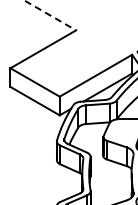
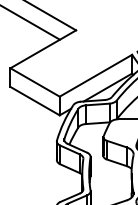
line: dashed -> solid (50, 15)
line: none -> present (30, 22)
